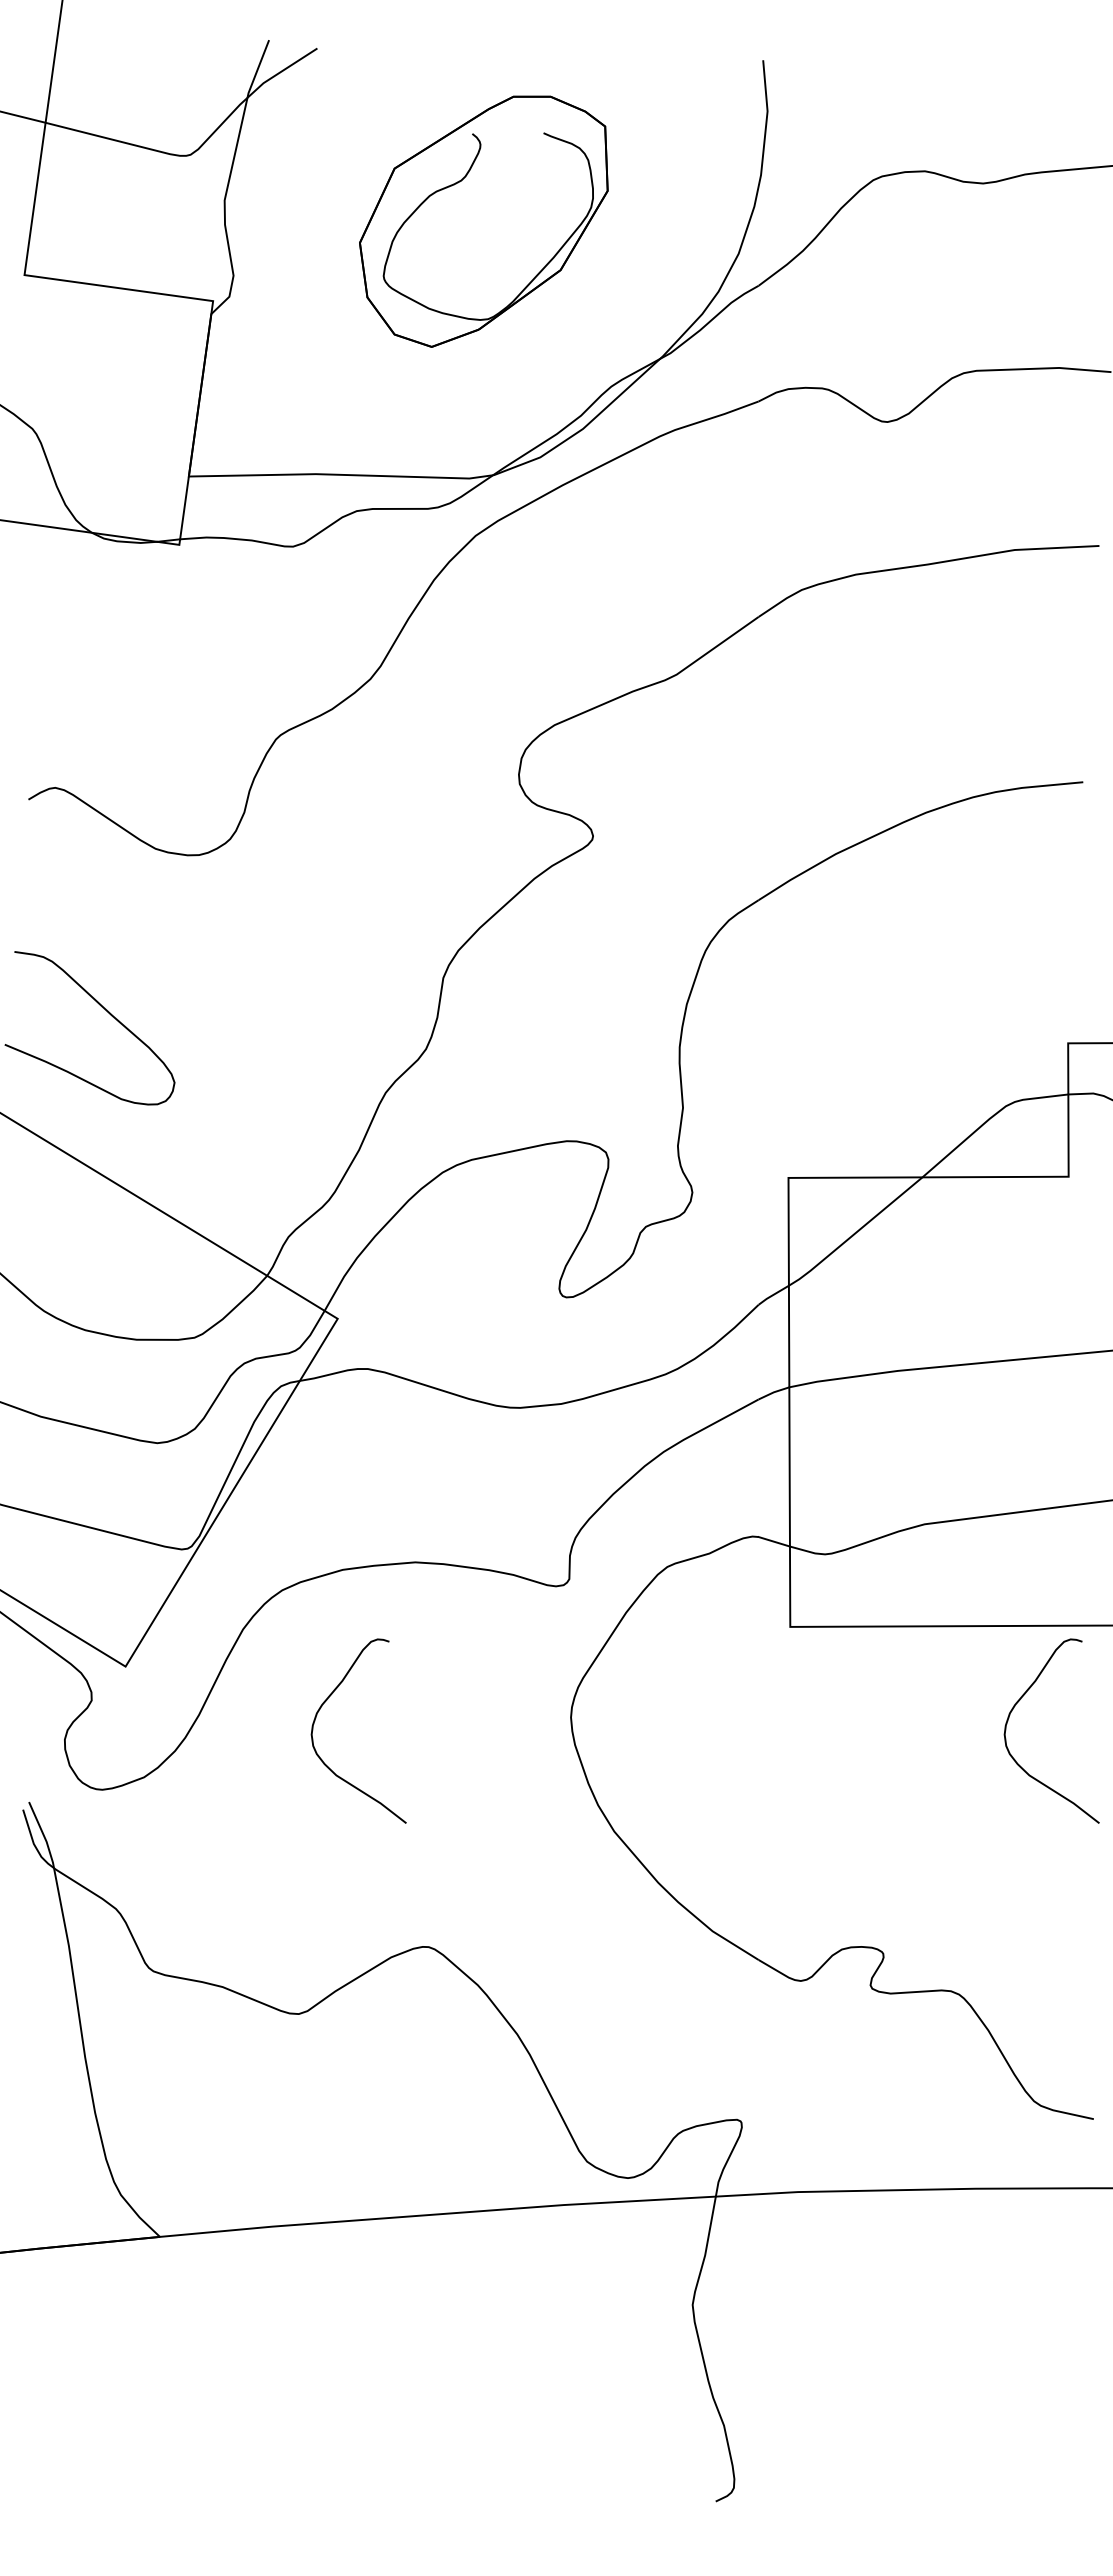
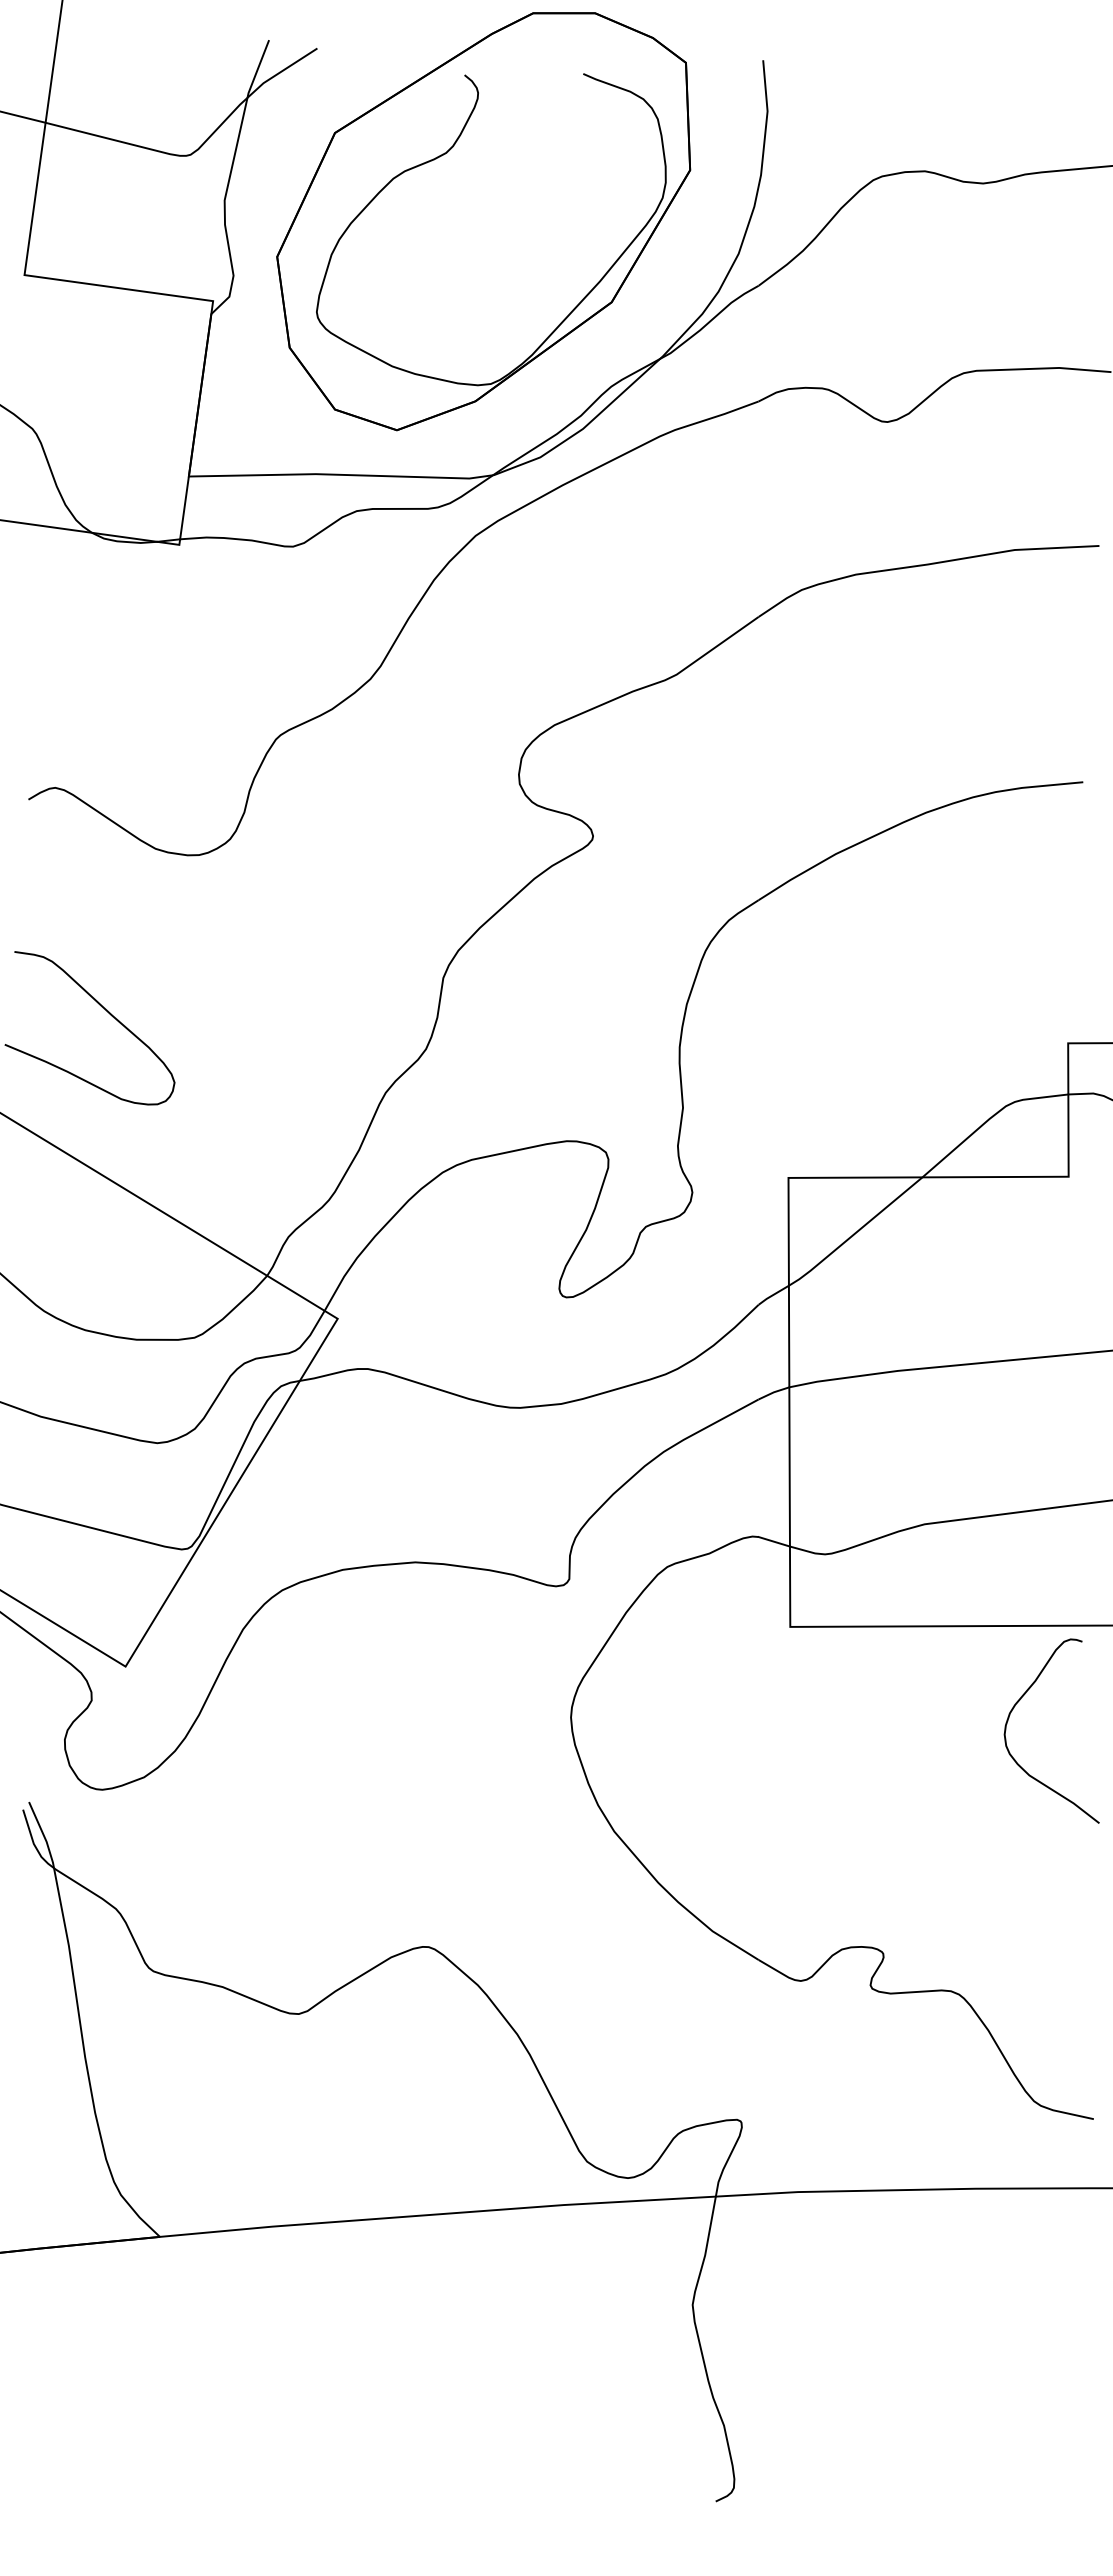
part size: 250x253 px -> 416x420 px (483, 221)
curve: present -> none (327, 1700)
